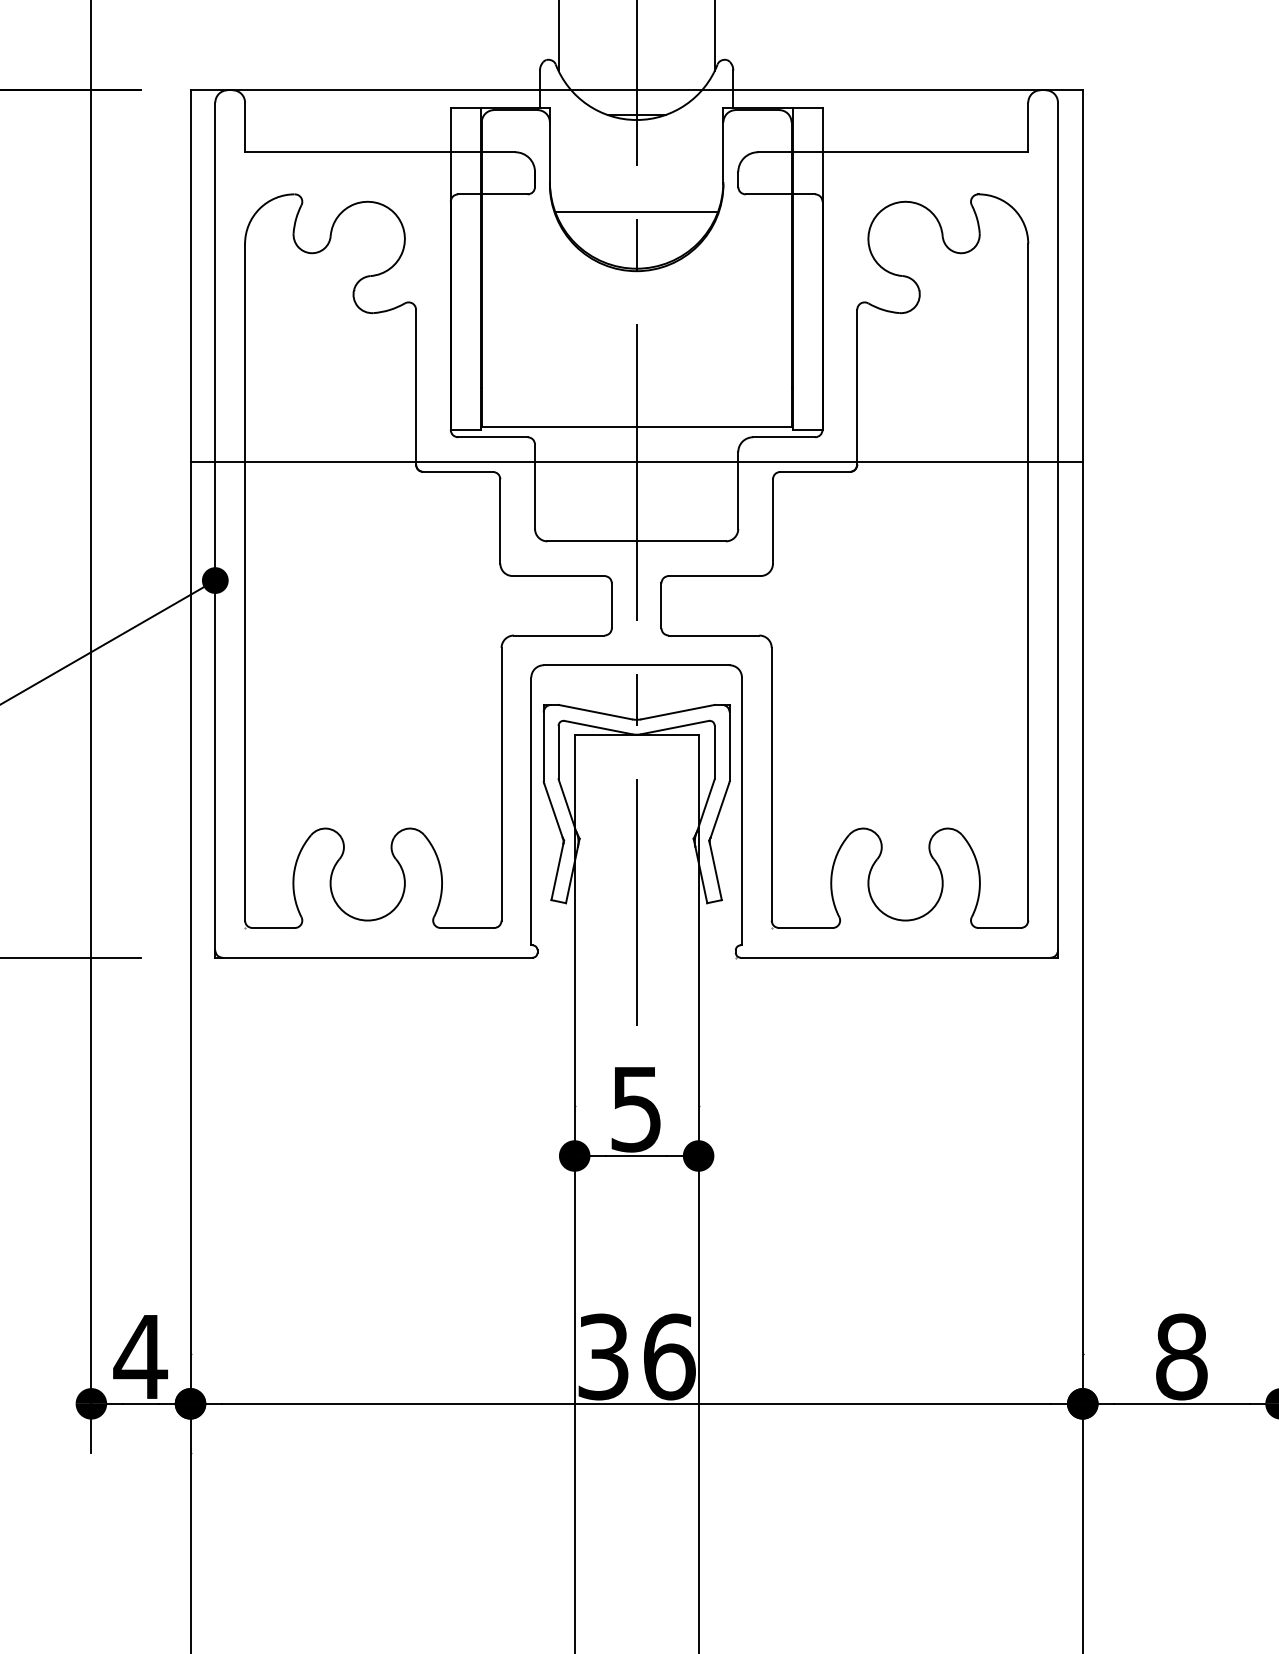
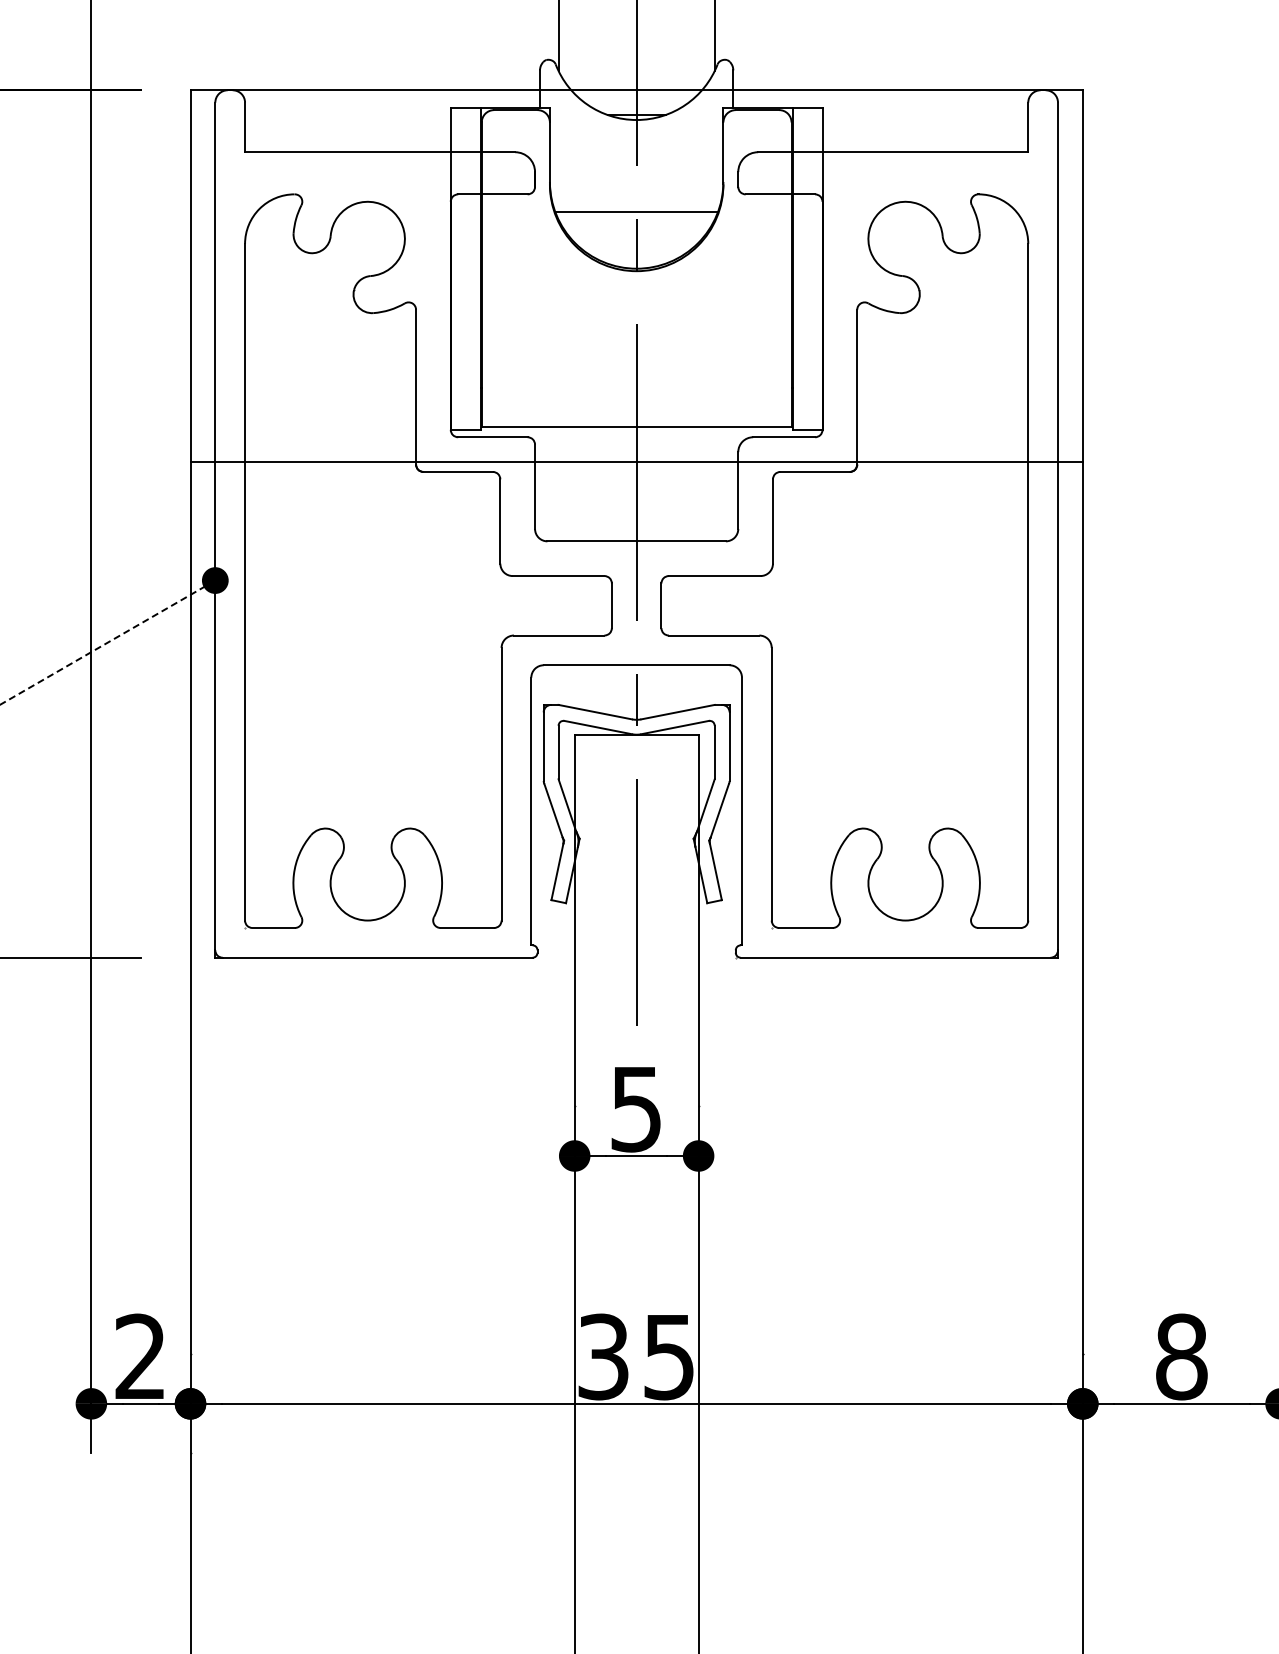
line: solid -> dashed (108, 642)
text: 4 -> 2 (140, 1355)
text: 36 -> 35 (669, 1356)
